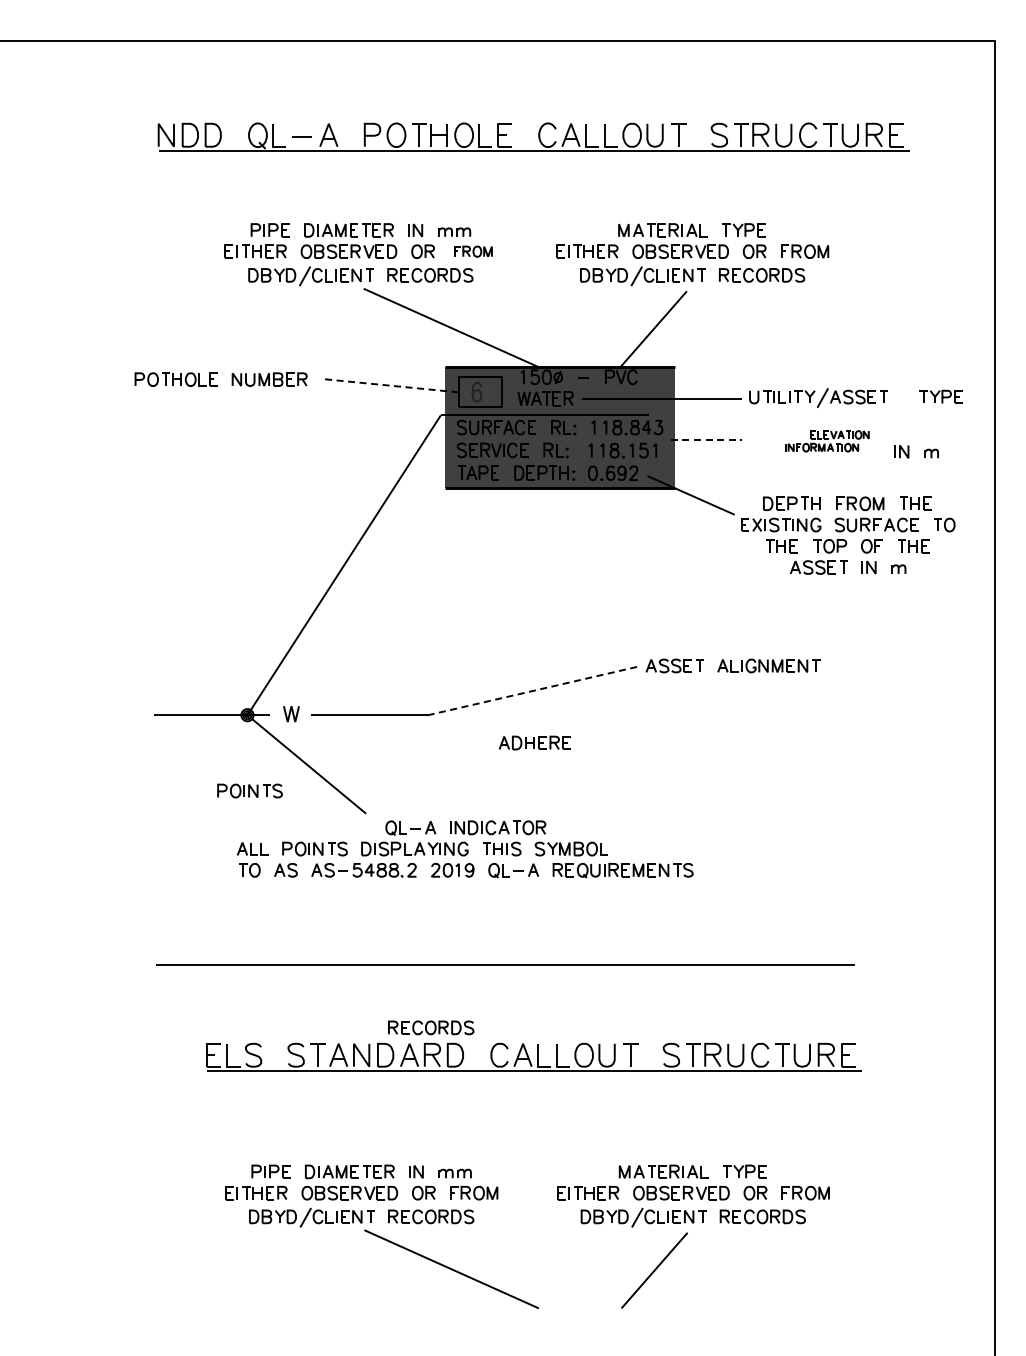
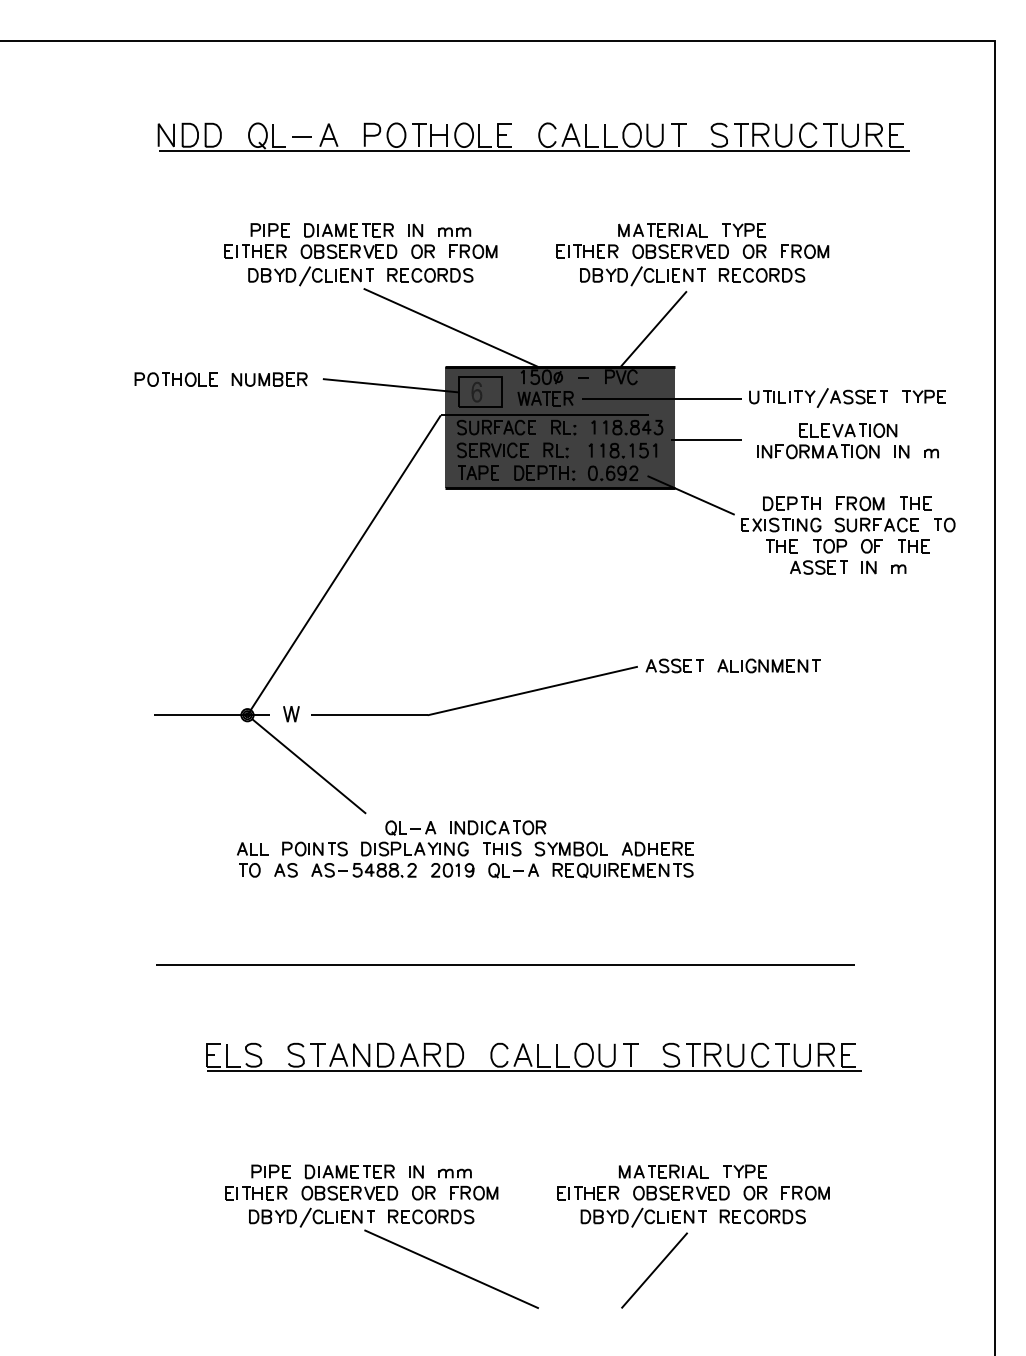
part size: 39x13 px -> 49x15 px (473, 251)
line: dashed -> solid (390, 385)
part position: (940, 396) -> (923, 396) (923, 396)
line: dashed -> solid (706, 440)
part size: 85x23 px -> 141x37 px (827, 441)
line: dashed -> solid (532, 691)
part position: (534, 742) -> (657, 848) (657, 848)
part: present -> none (249, 790)
part: present -> none (431, 1027)
